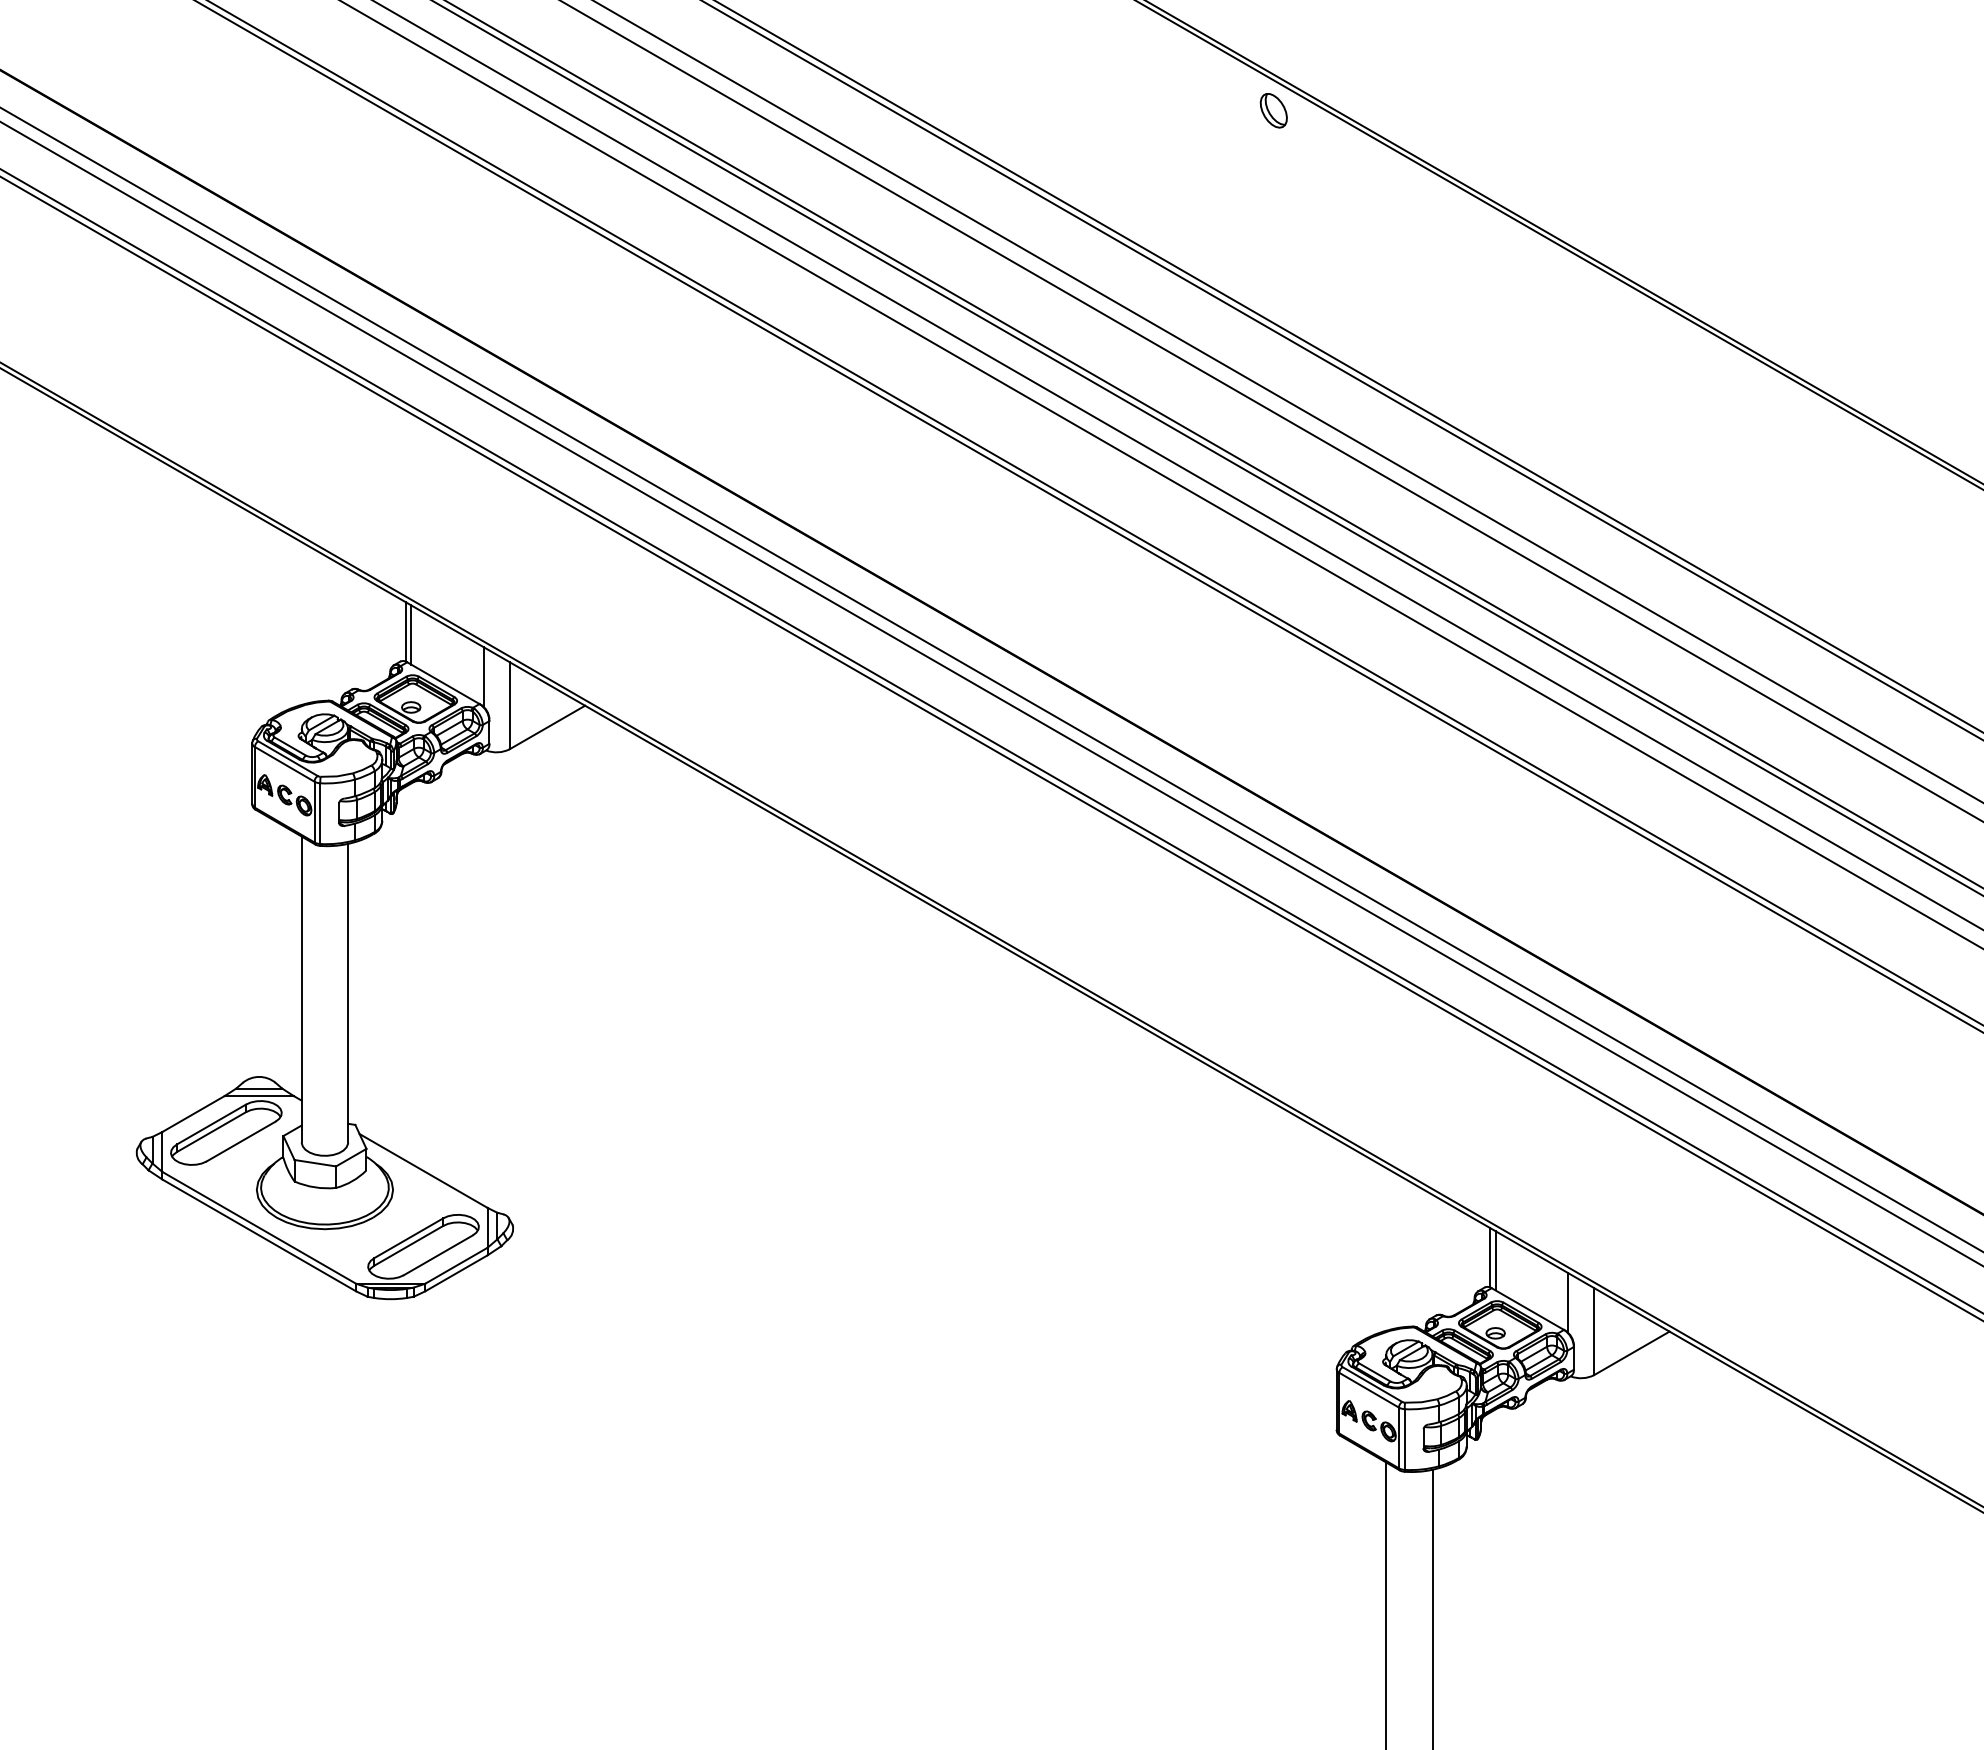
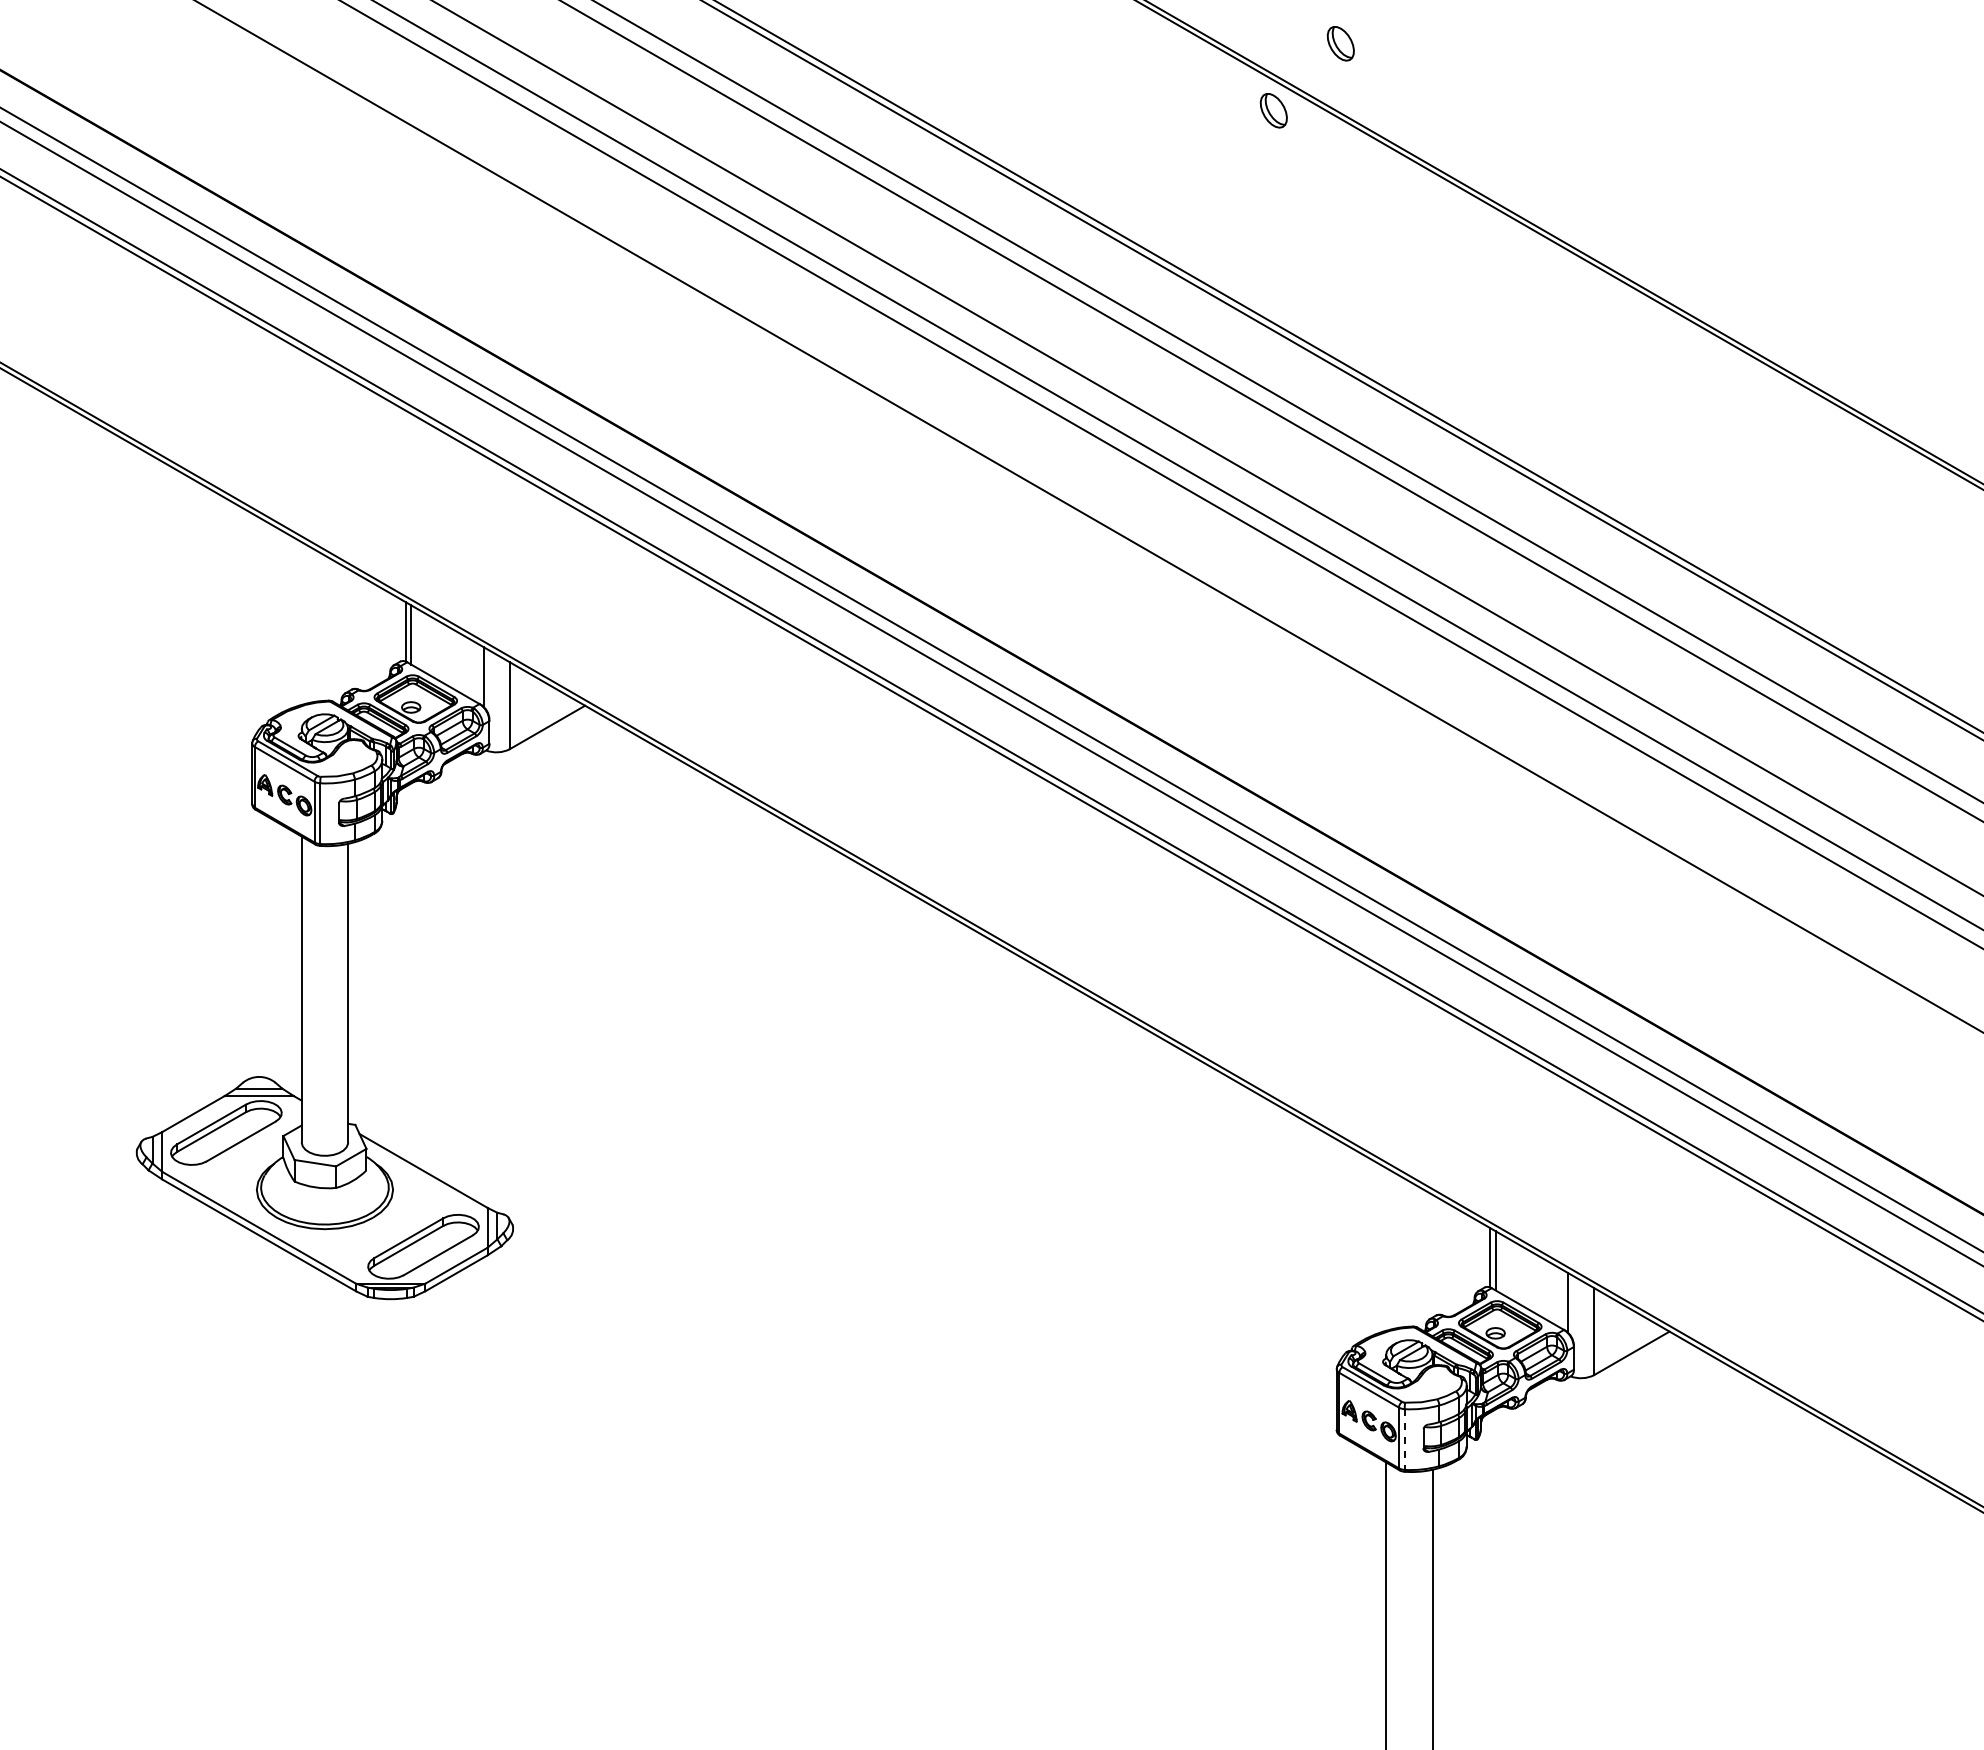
part: none -> present (1340, 43)
line: present -> none (1213, 444)
line: present -> none (1095, 513)
line: solid -> dashed (1404, 1440)
